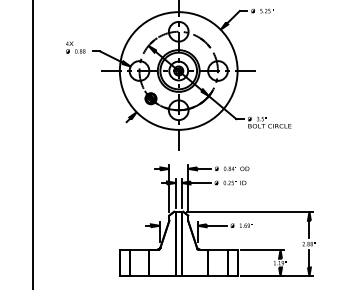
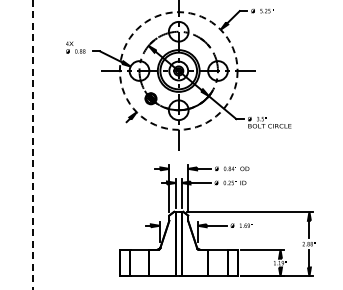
circle: solid -> dashed (178, 70)
line: solid -> dashed (33, 144)
